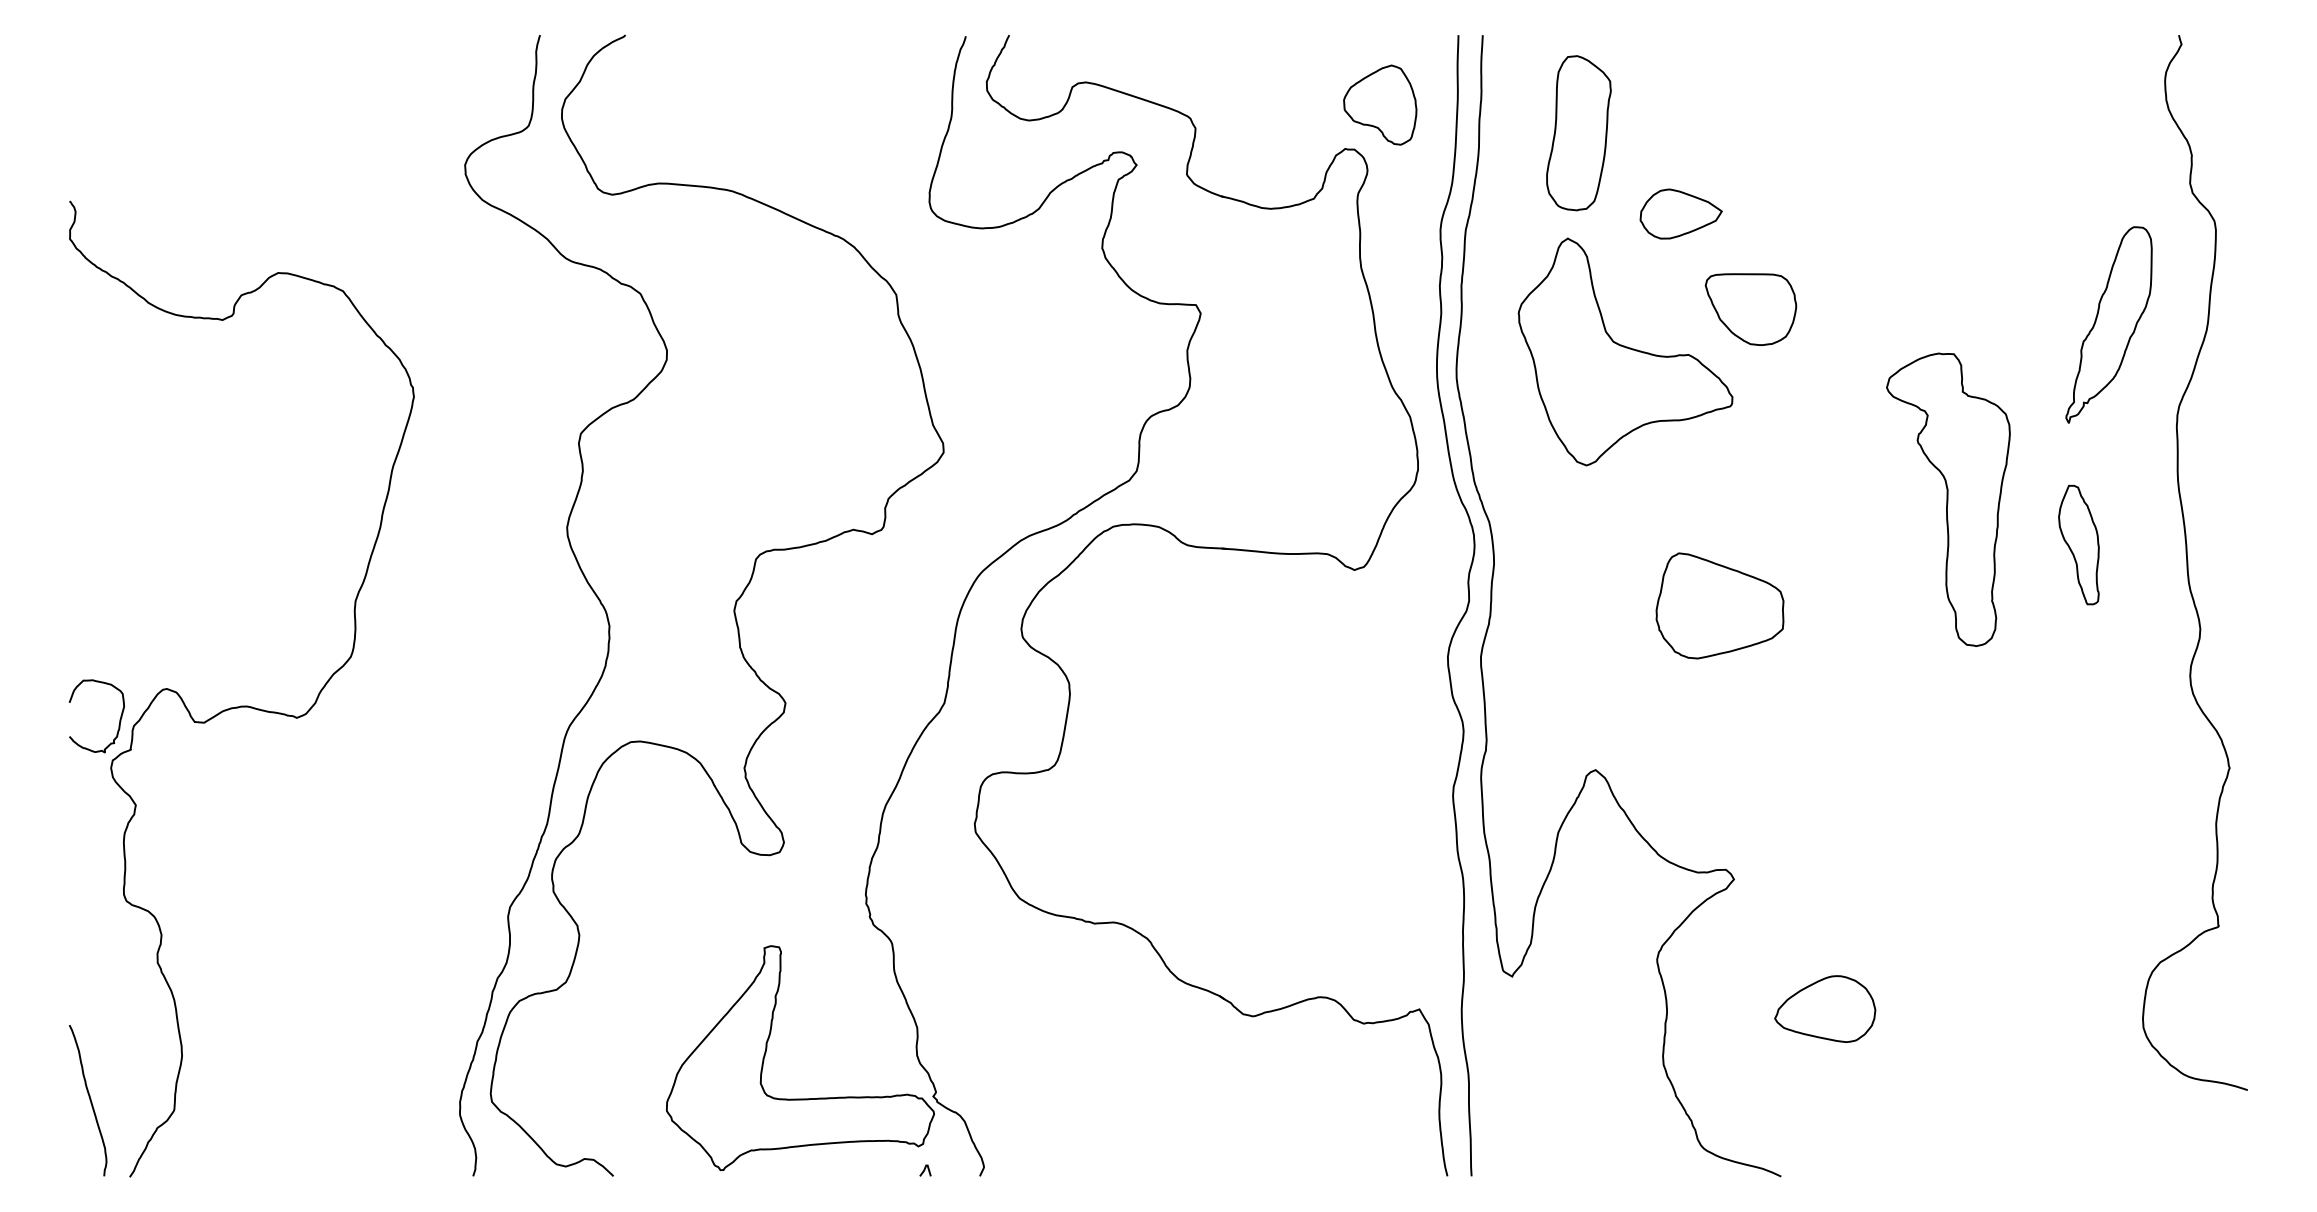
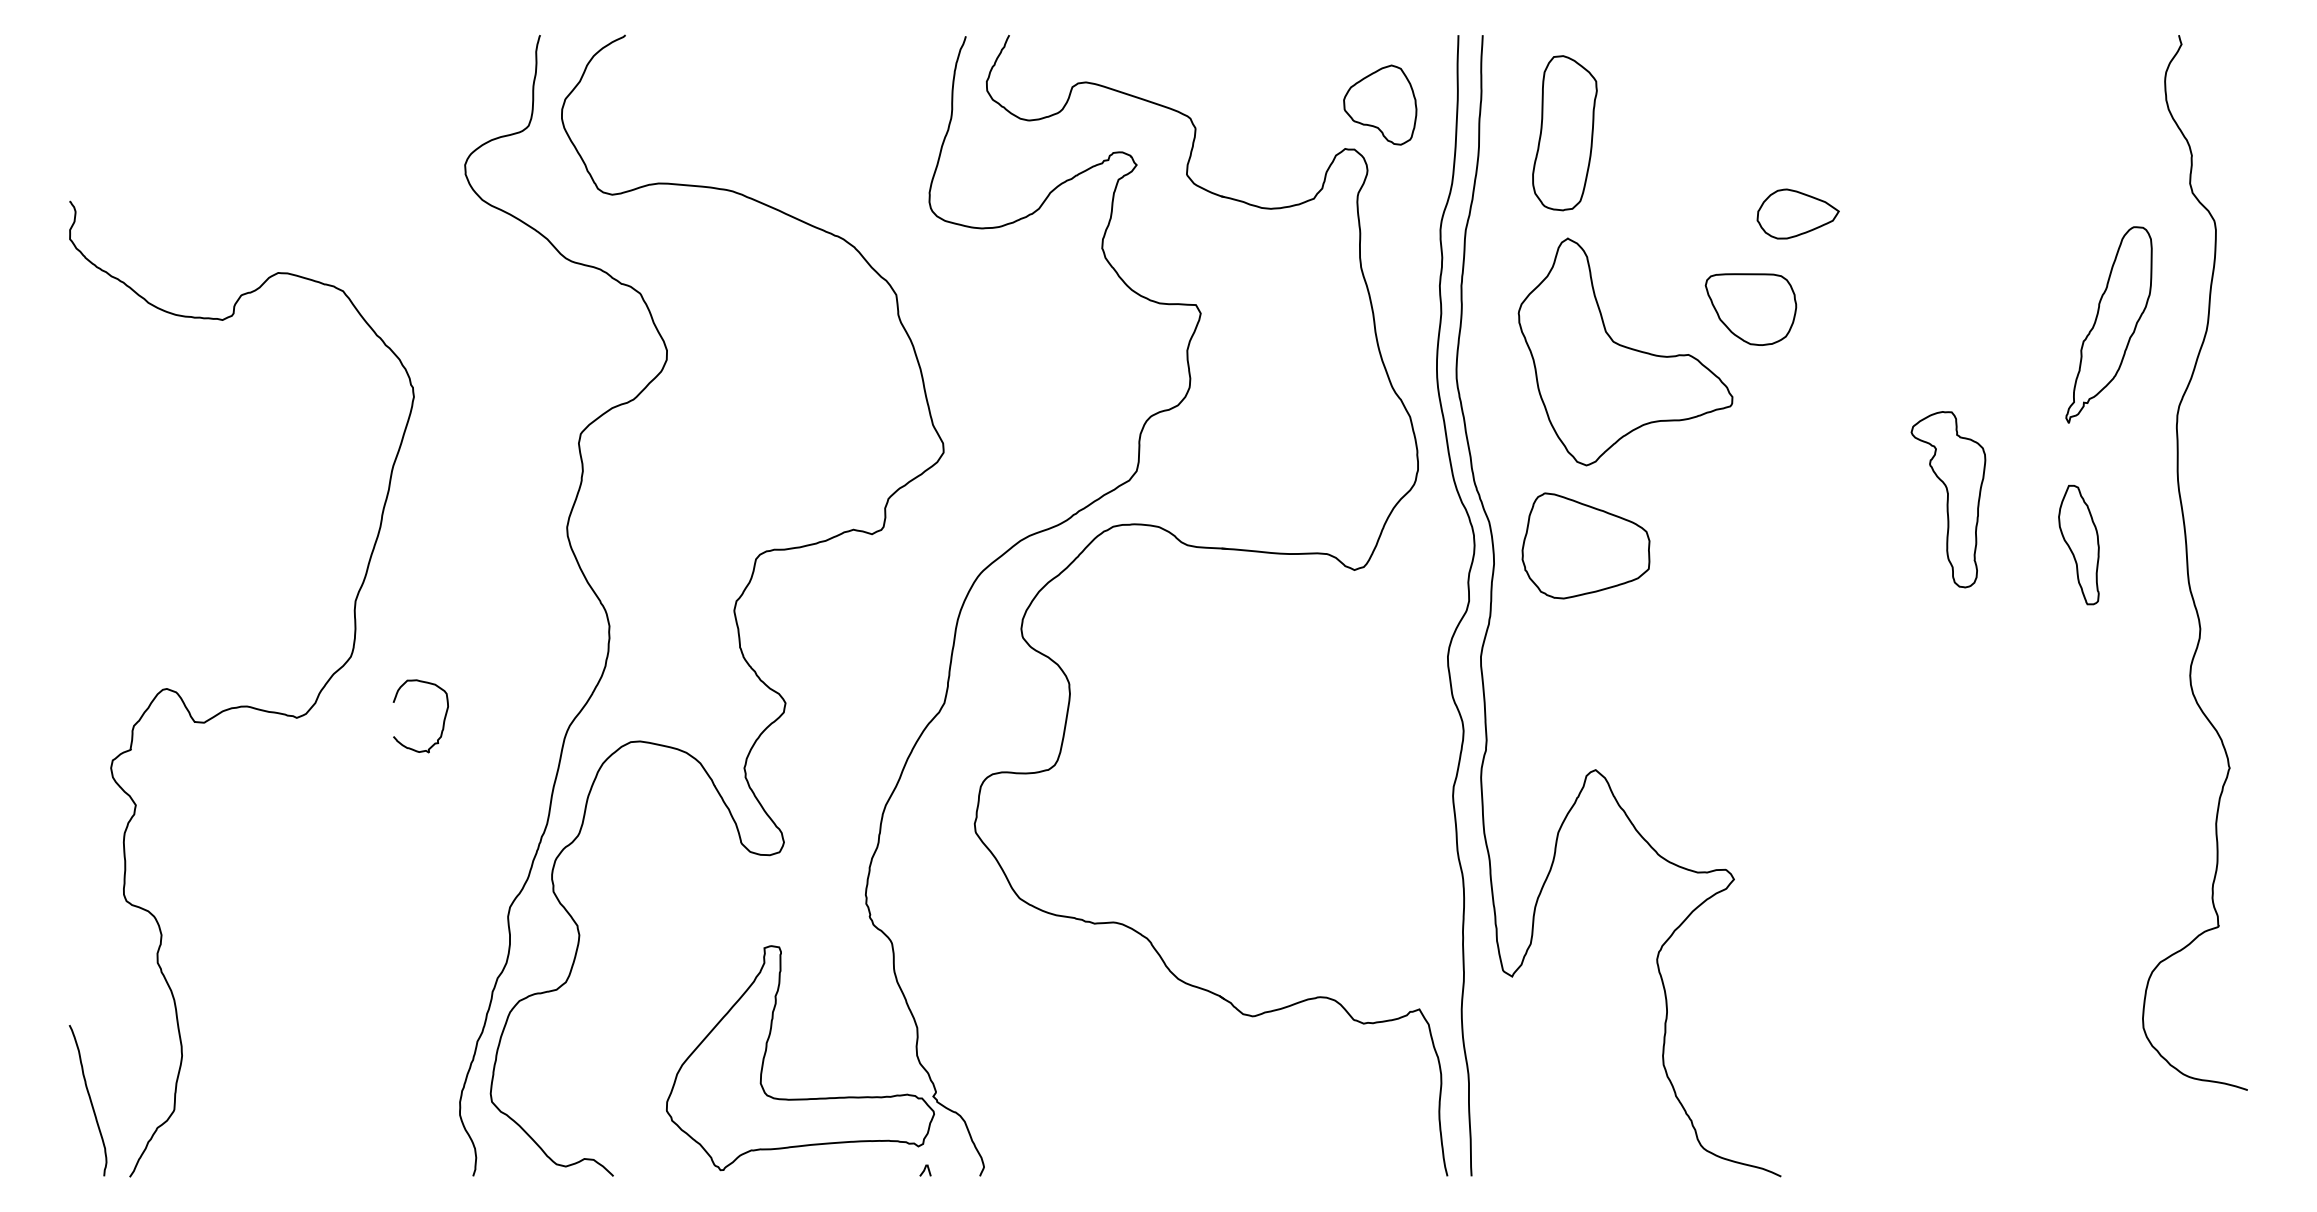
part position: (1578, 133) -> (1564, 133) (1564, 133)
part position: (1680, 213) -> (1797, 213) (1797, 213)
part size: 125x295 px -> 77x178 px (1948, 499)
part position: (1719, 605) -> (1585, 545) (1585, 545)
curve position: (119, 719) -> (443, 719) (443, 719)
part: present -> none (1825, 1009)
